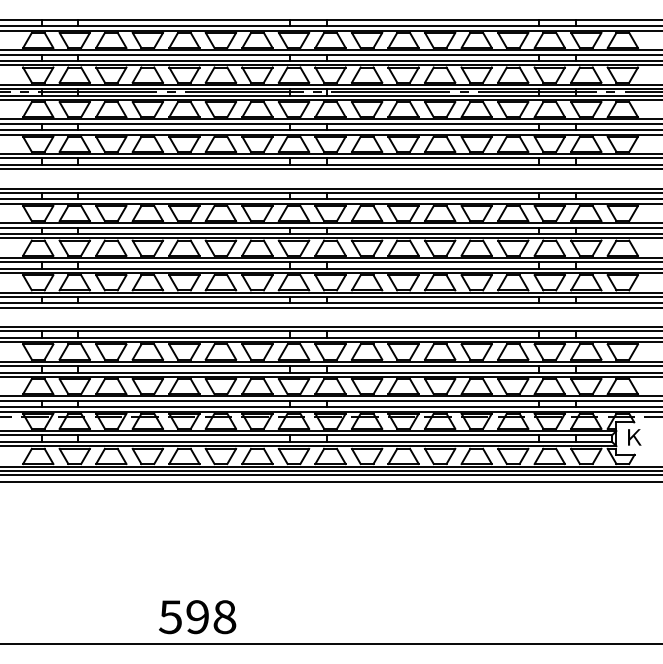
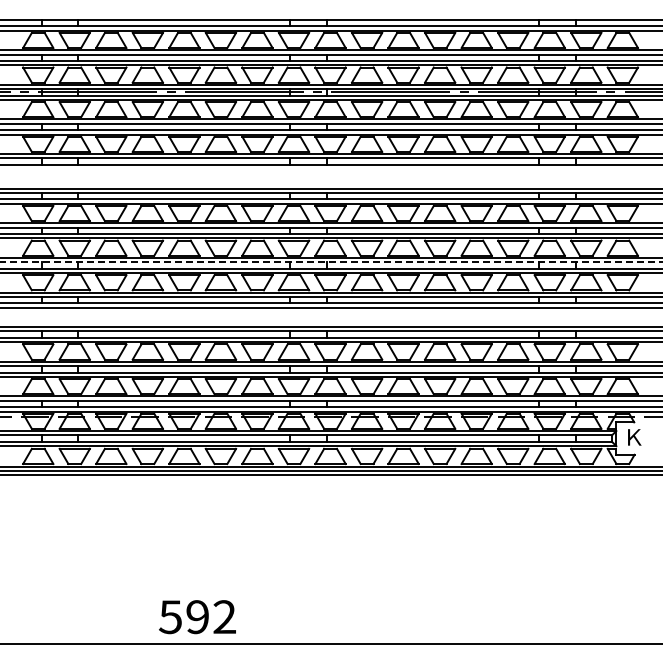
line: present -> none (330, 169)
line: solid -> dashed (331, 262)
line: present -> none (330, 482)
text: 598 -> 592 (224, 617)
